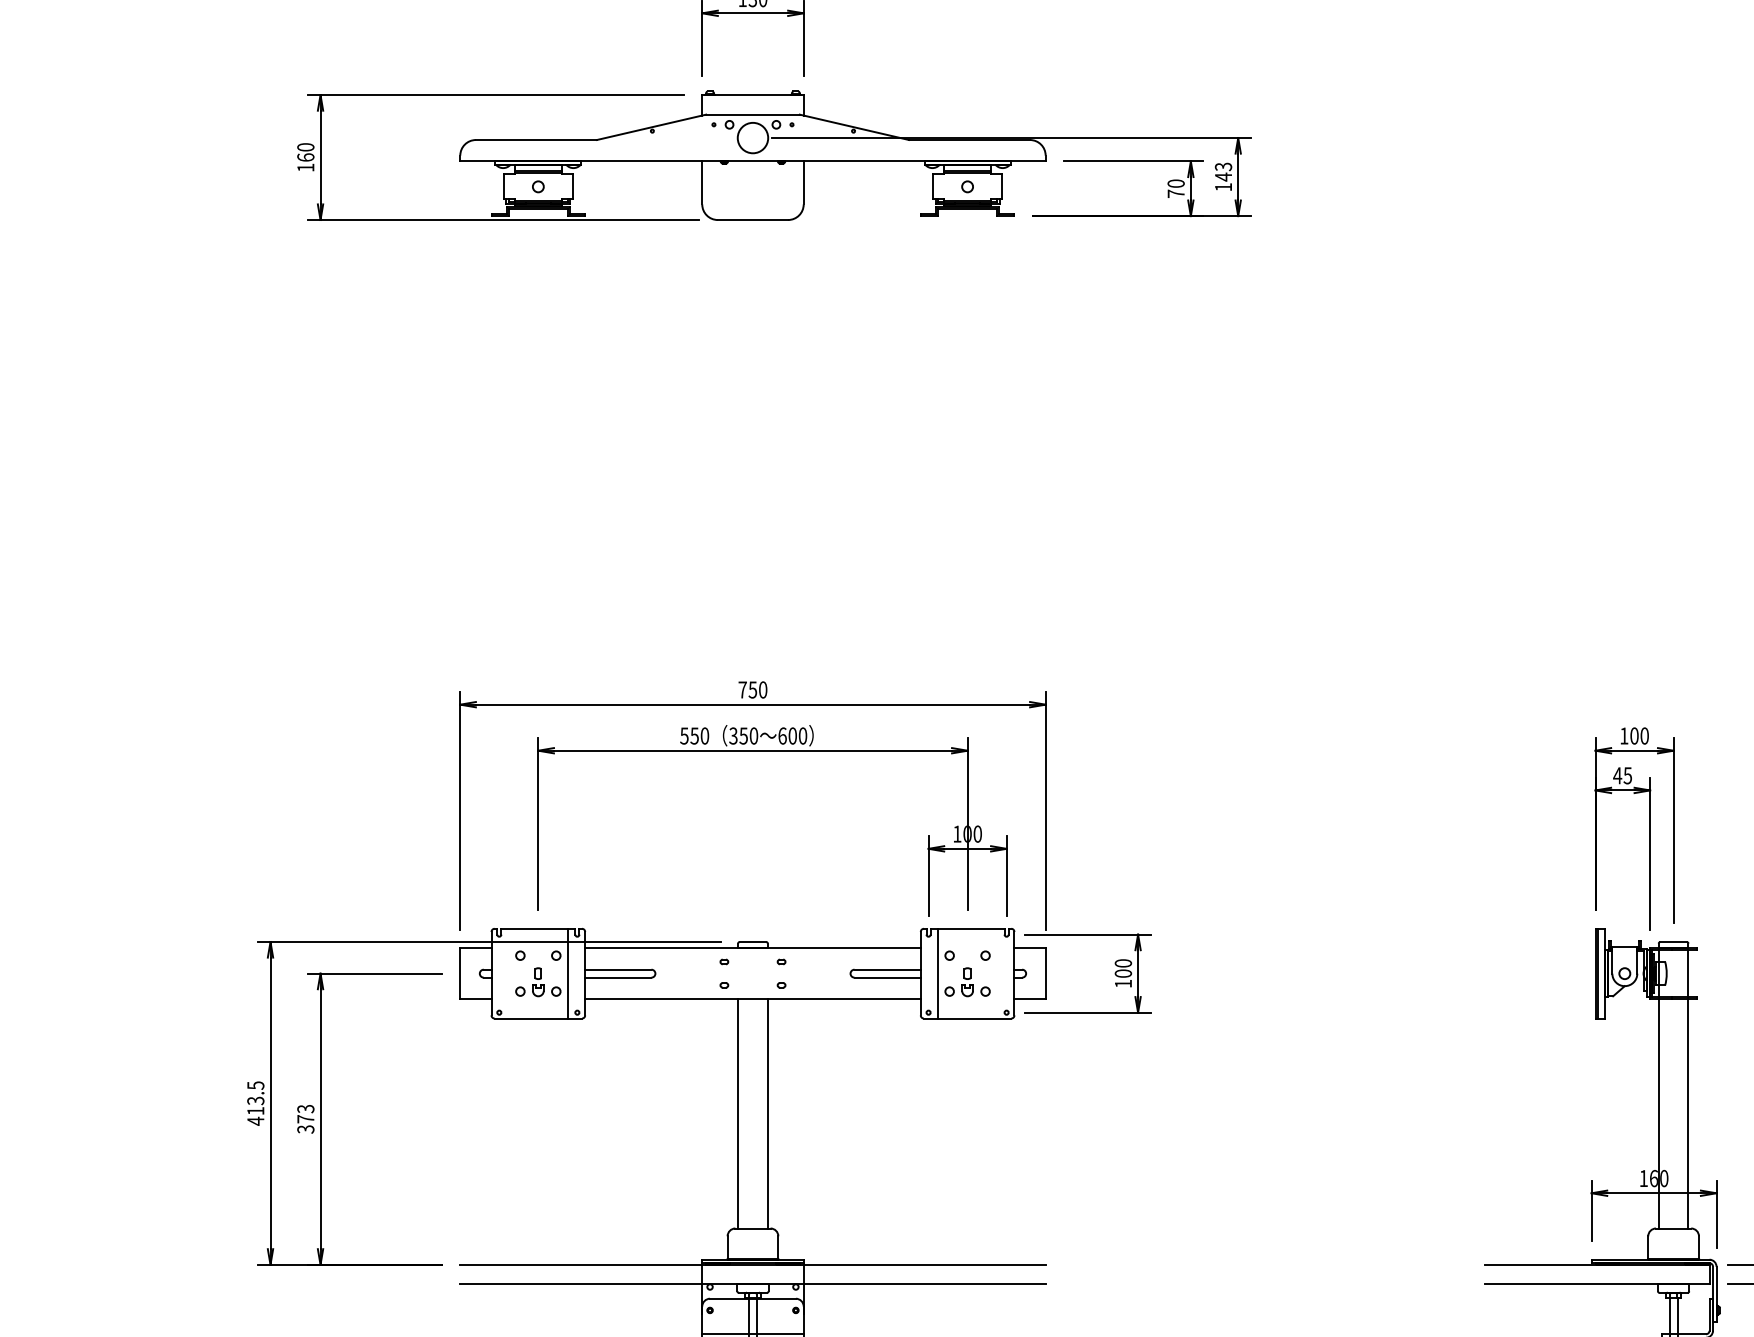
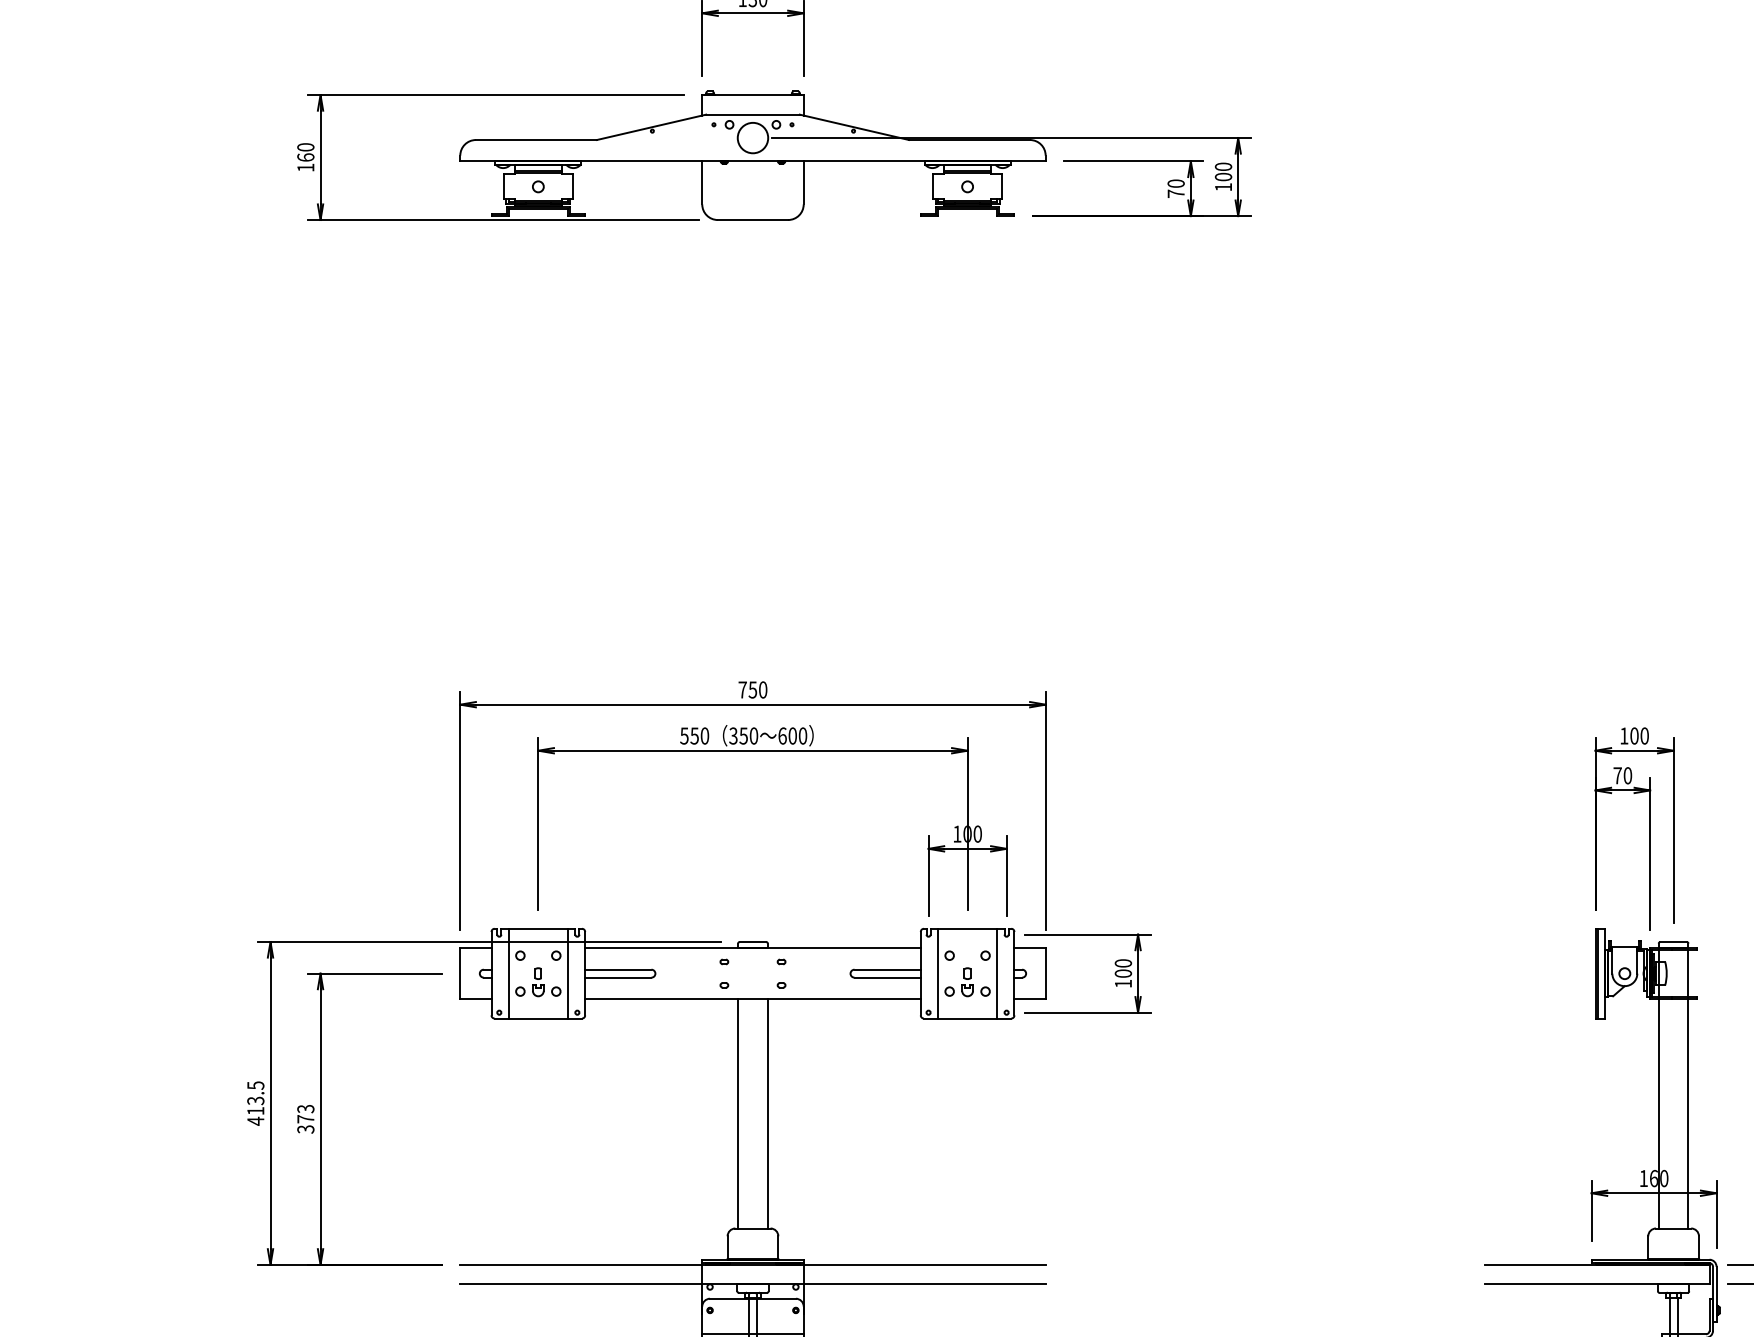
text: 143 -> 100 (1223, 171)
text: 45 -> 70 (1622, 775)
line: none -> present (508, 973)
line: none -> present (997, 973)
